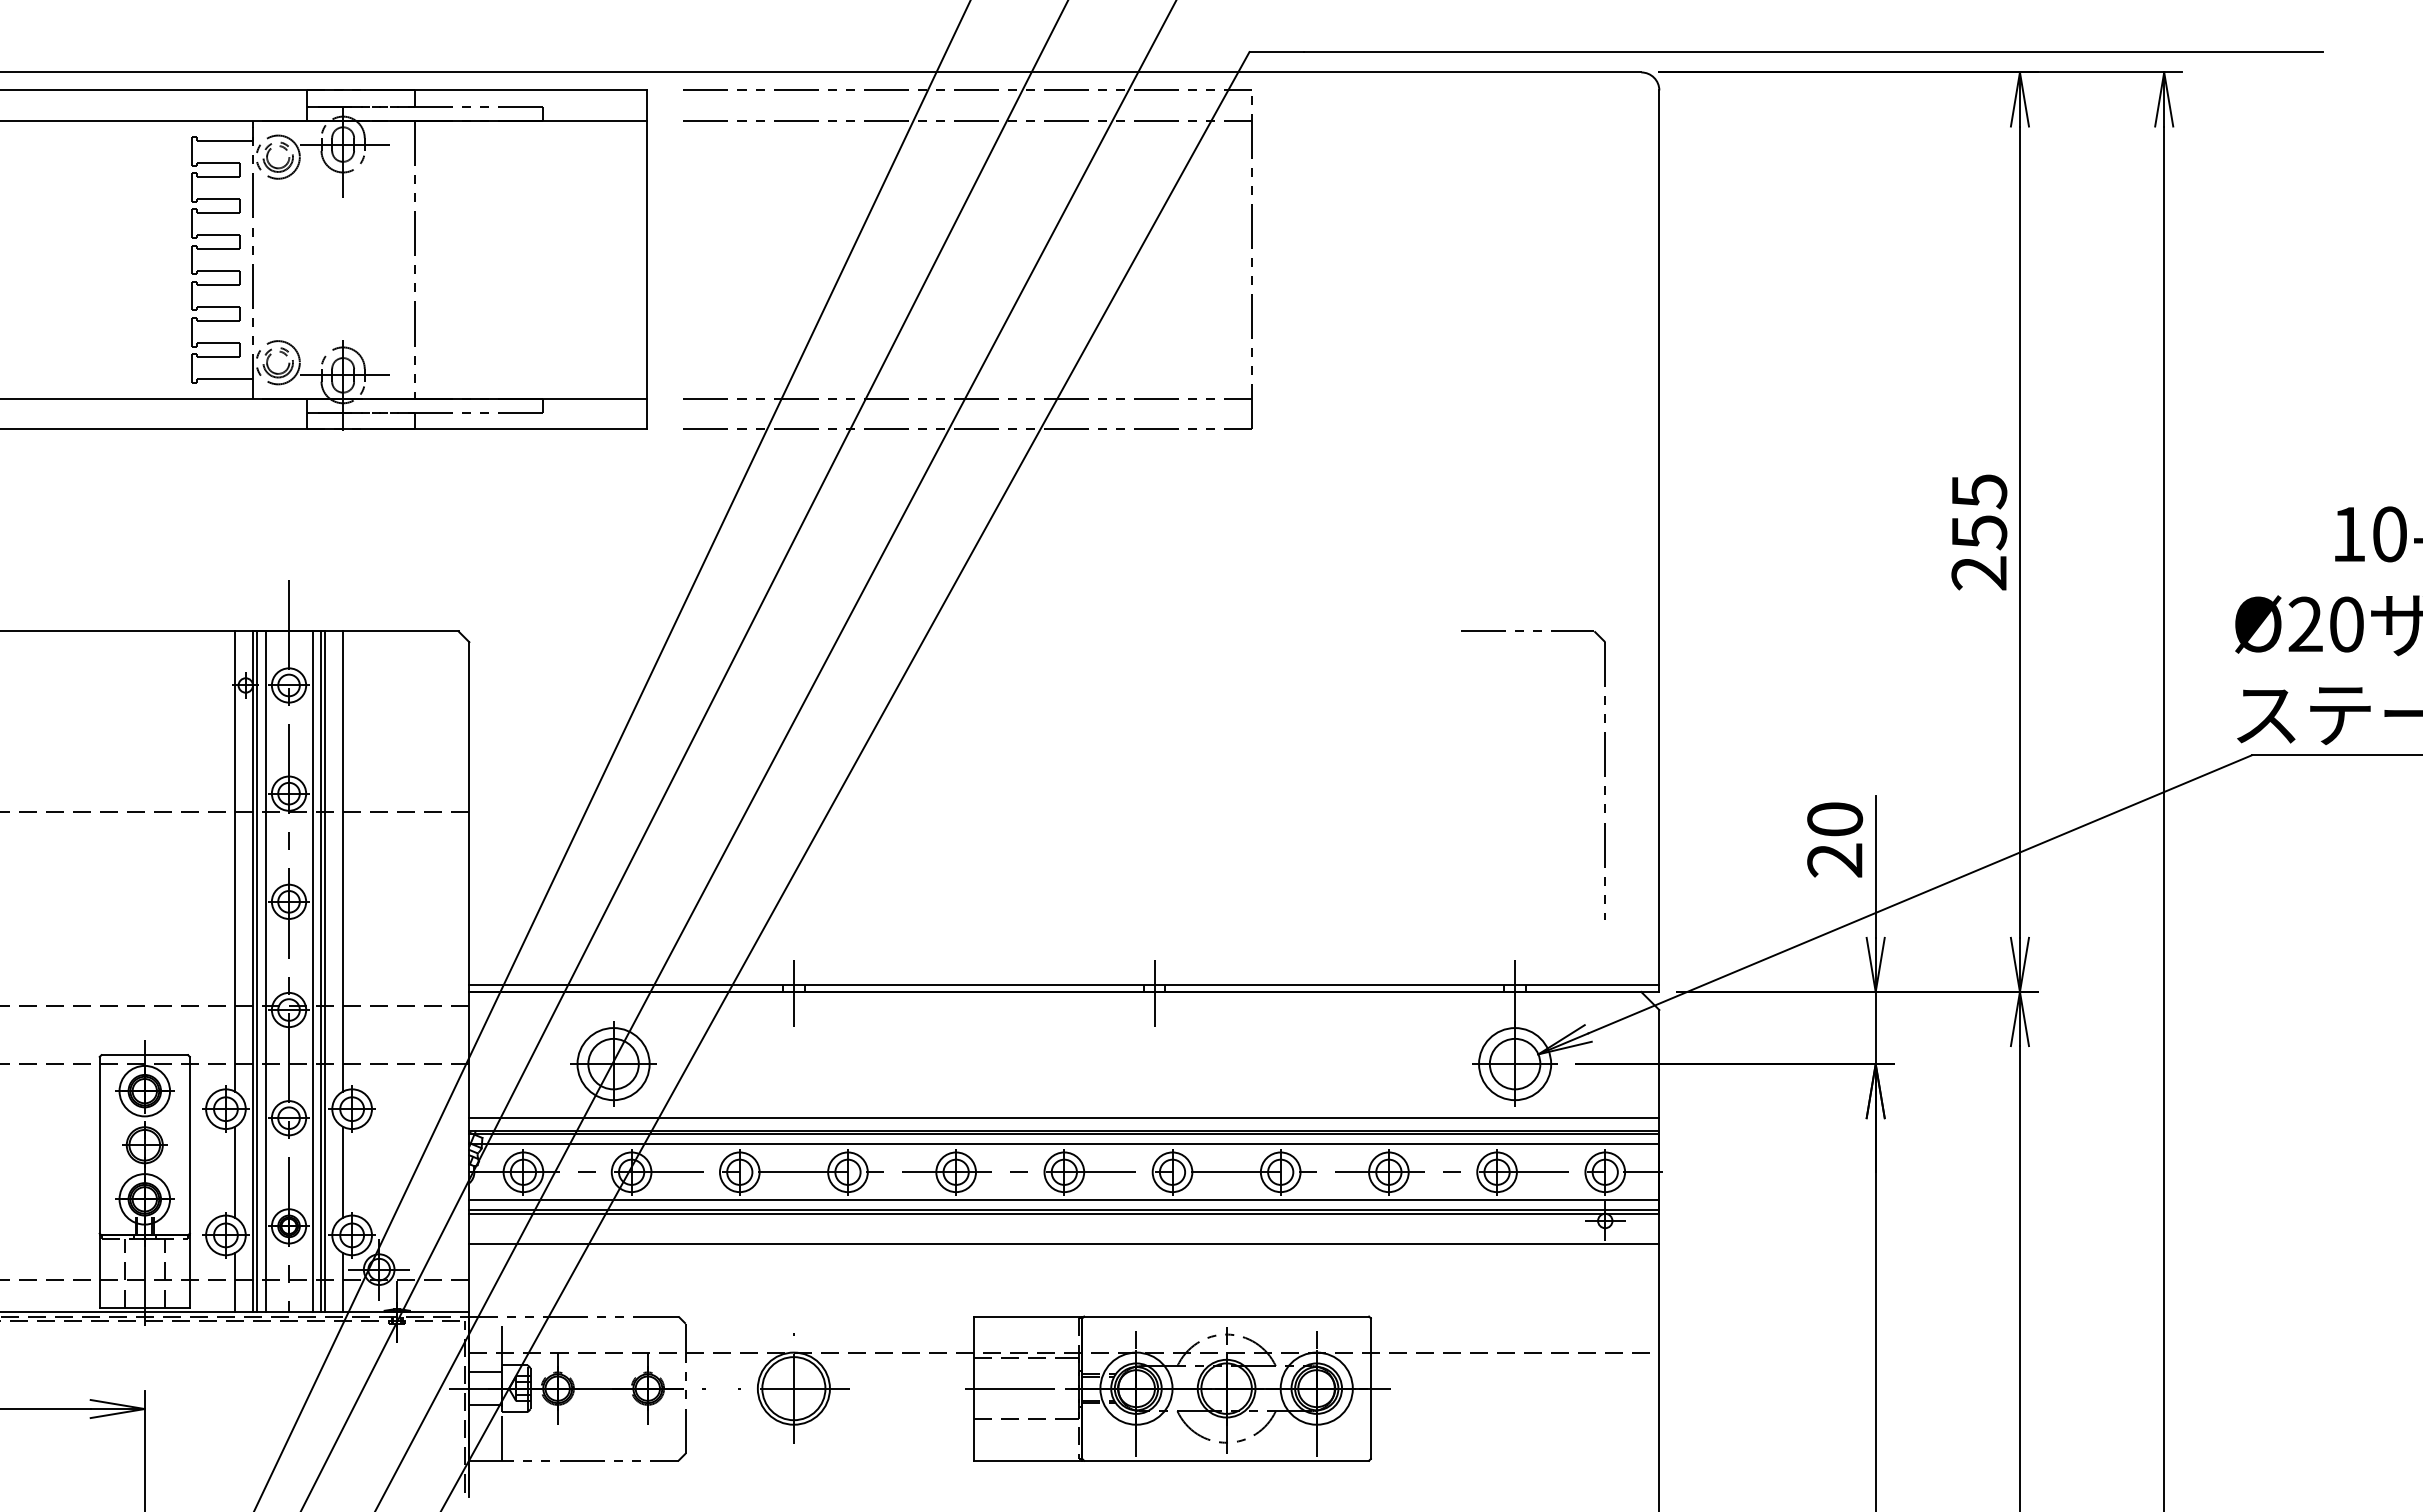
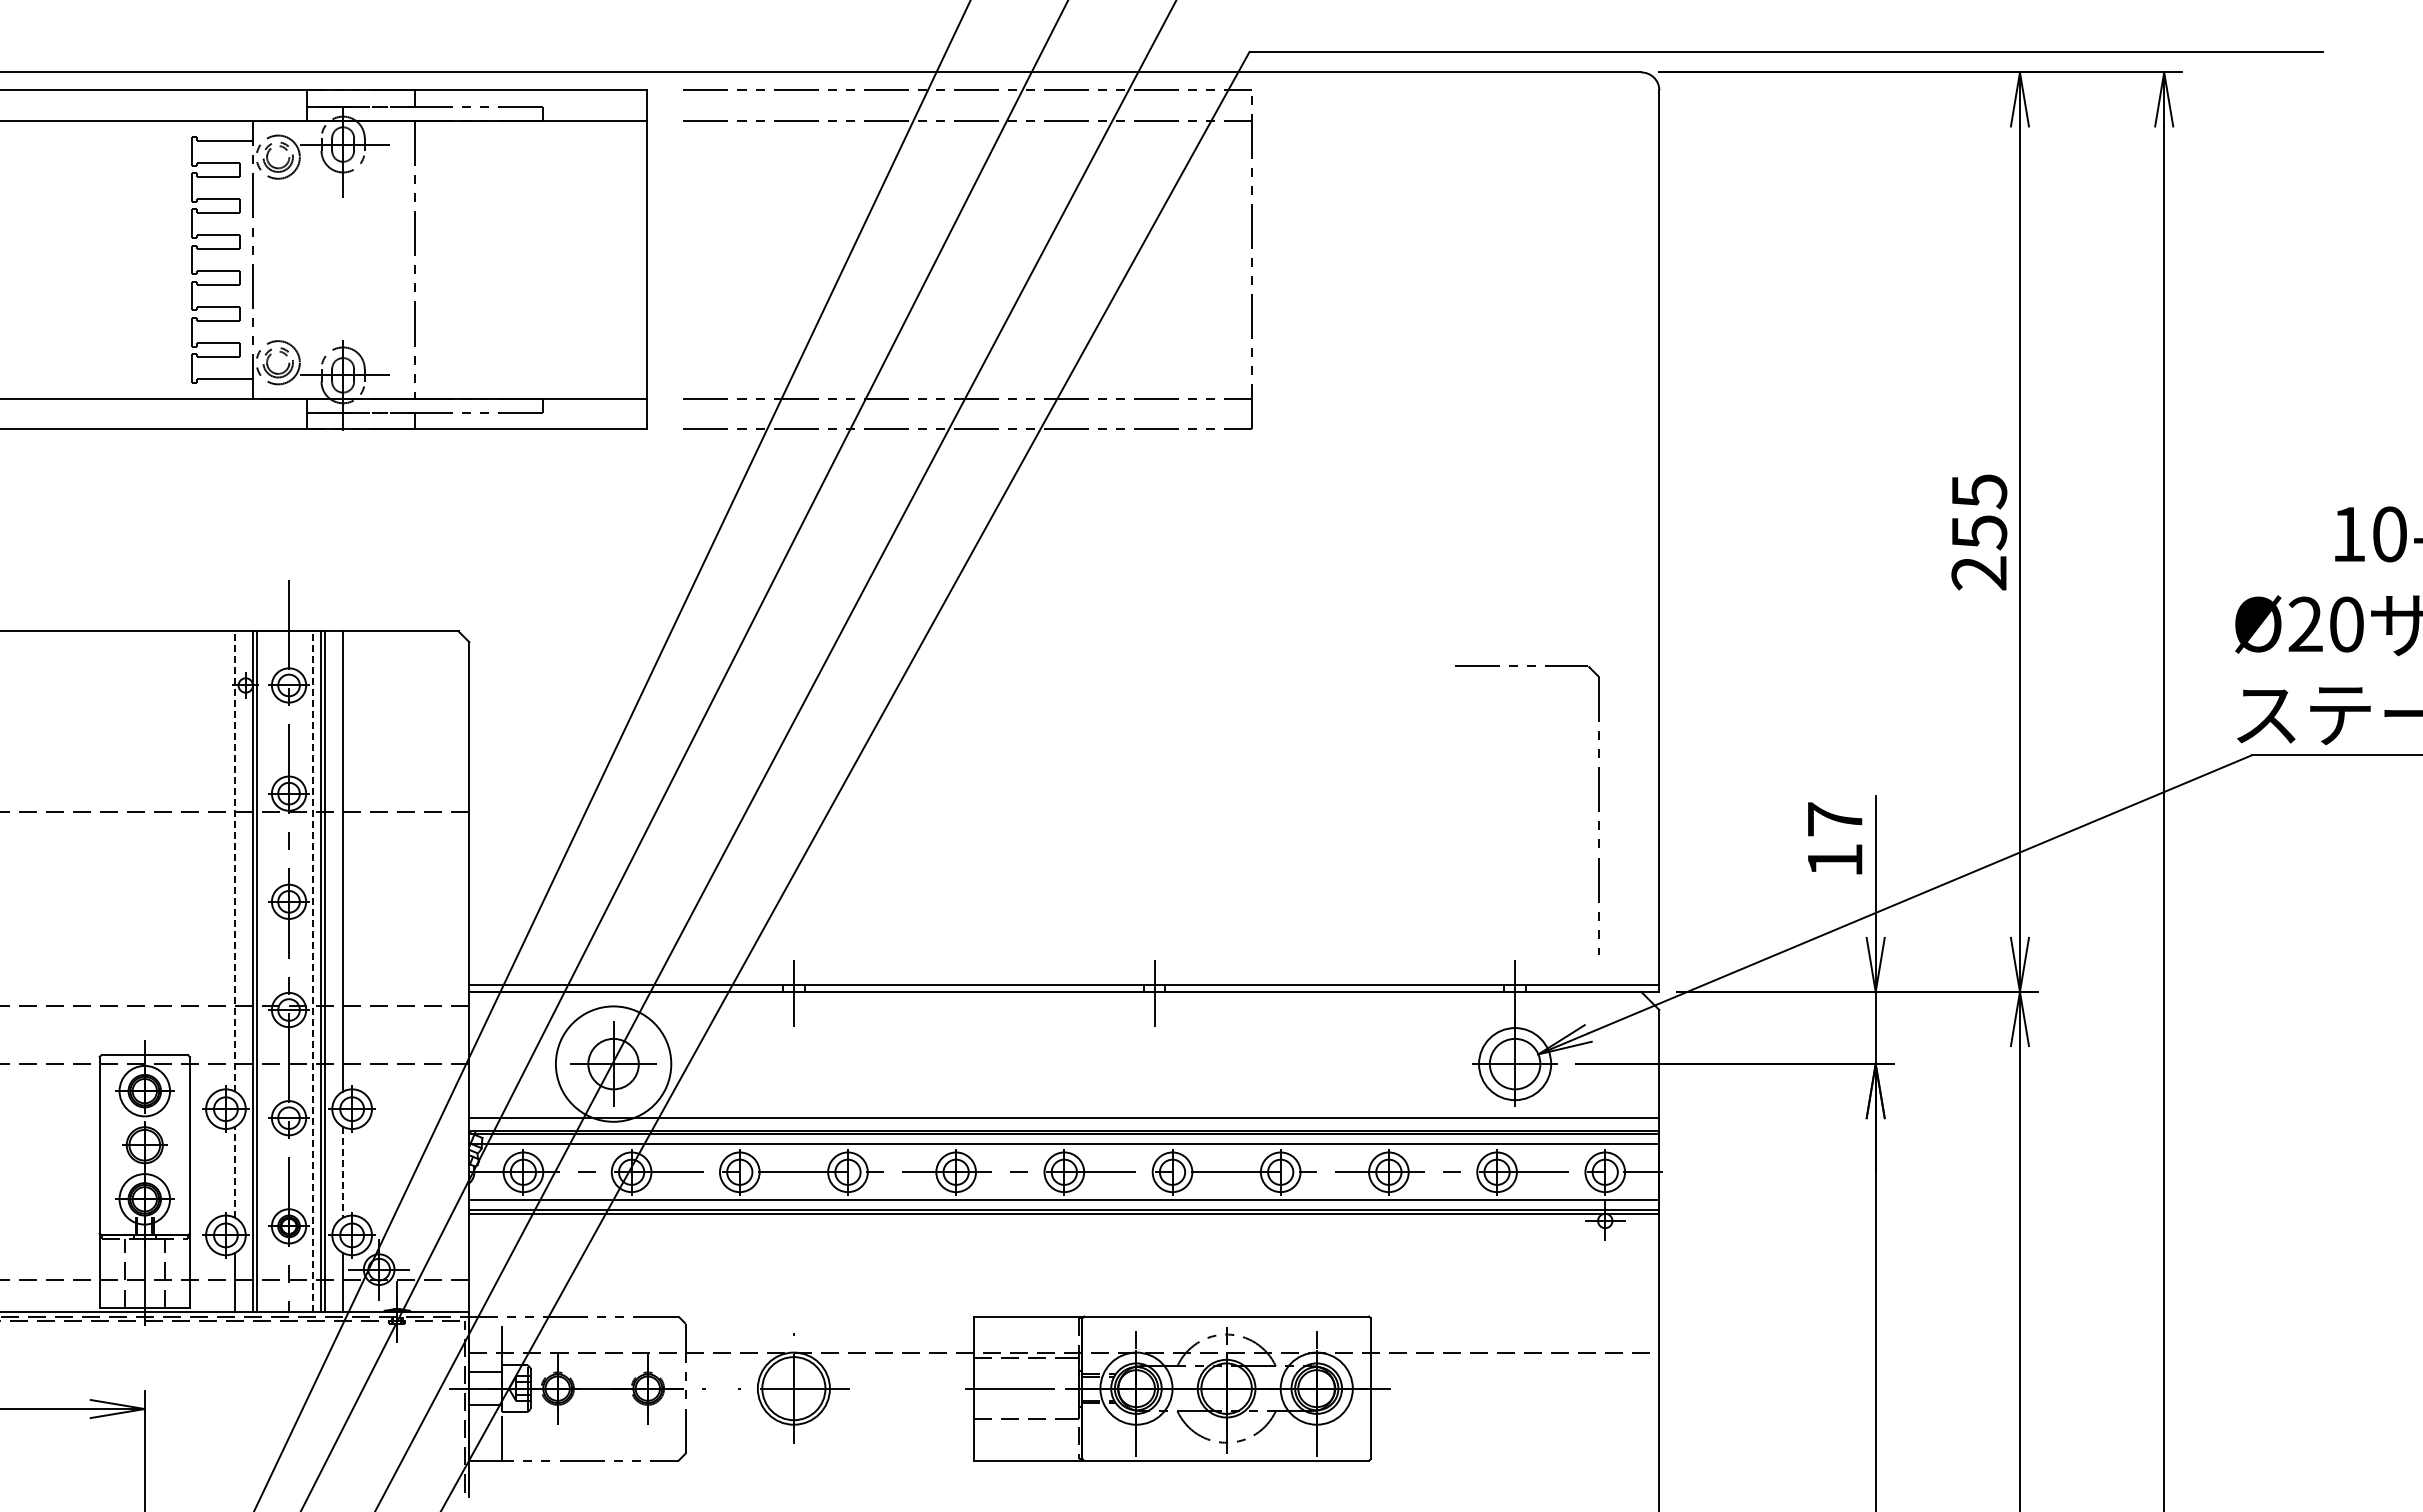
part position: (1604, 774) -> (1598, 809) (1598, 809)
text: 20 -> 17 (1835, 839)
line: solid -> dashed (234, 860)
line: present -> none (265, 971)
line: solid -> dashed (312, 971)
circle diameter: 72 px -> 115 px (613, 1063)
line: solid -> dashed (234, 1171)
line: solid -> dashed (343, 1172)
line: present -> none (1064, 1244)
